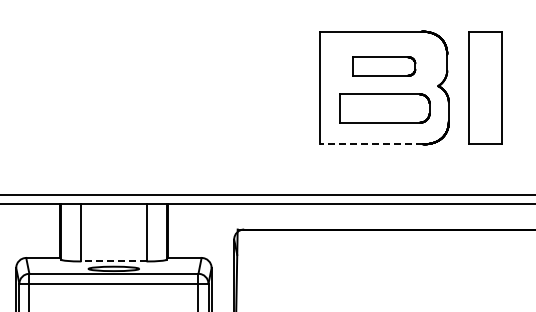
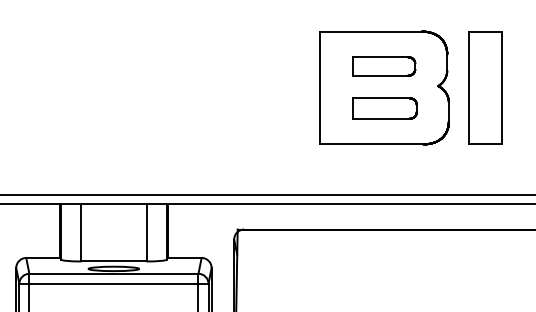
part size: 92x31 px -> 66x23 px (384, 108)
line: dashed -> solid (371, 144)
line: dashed -> solid (113, 261)
